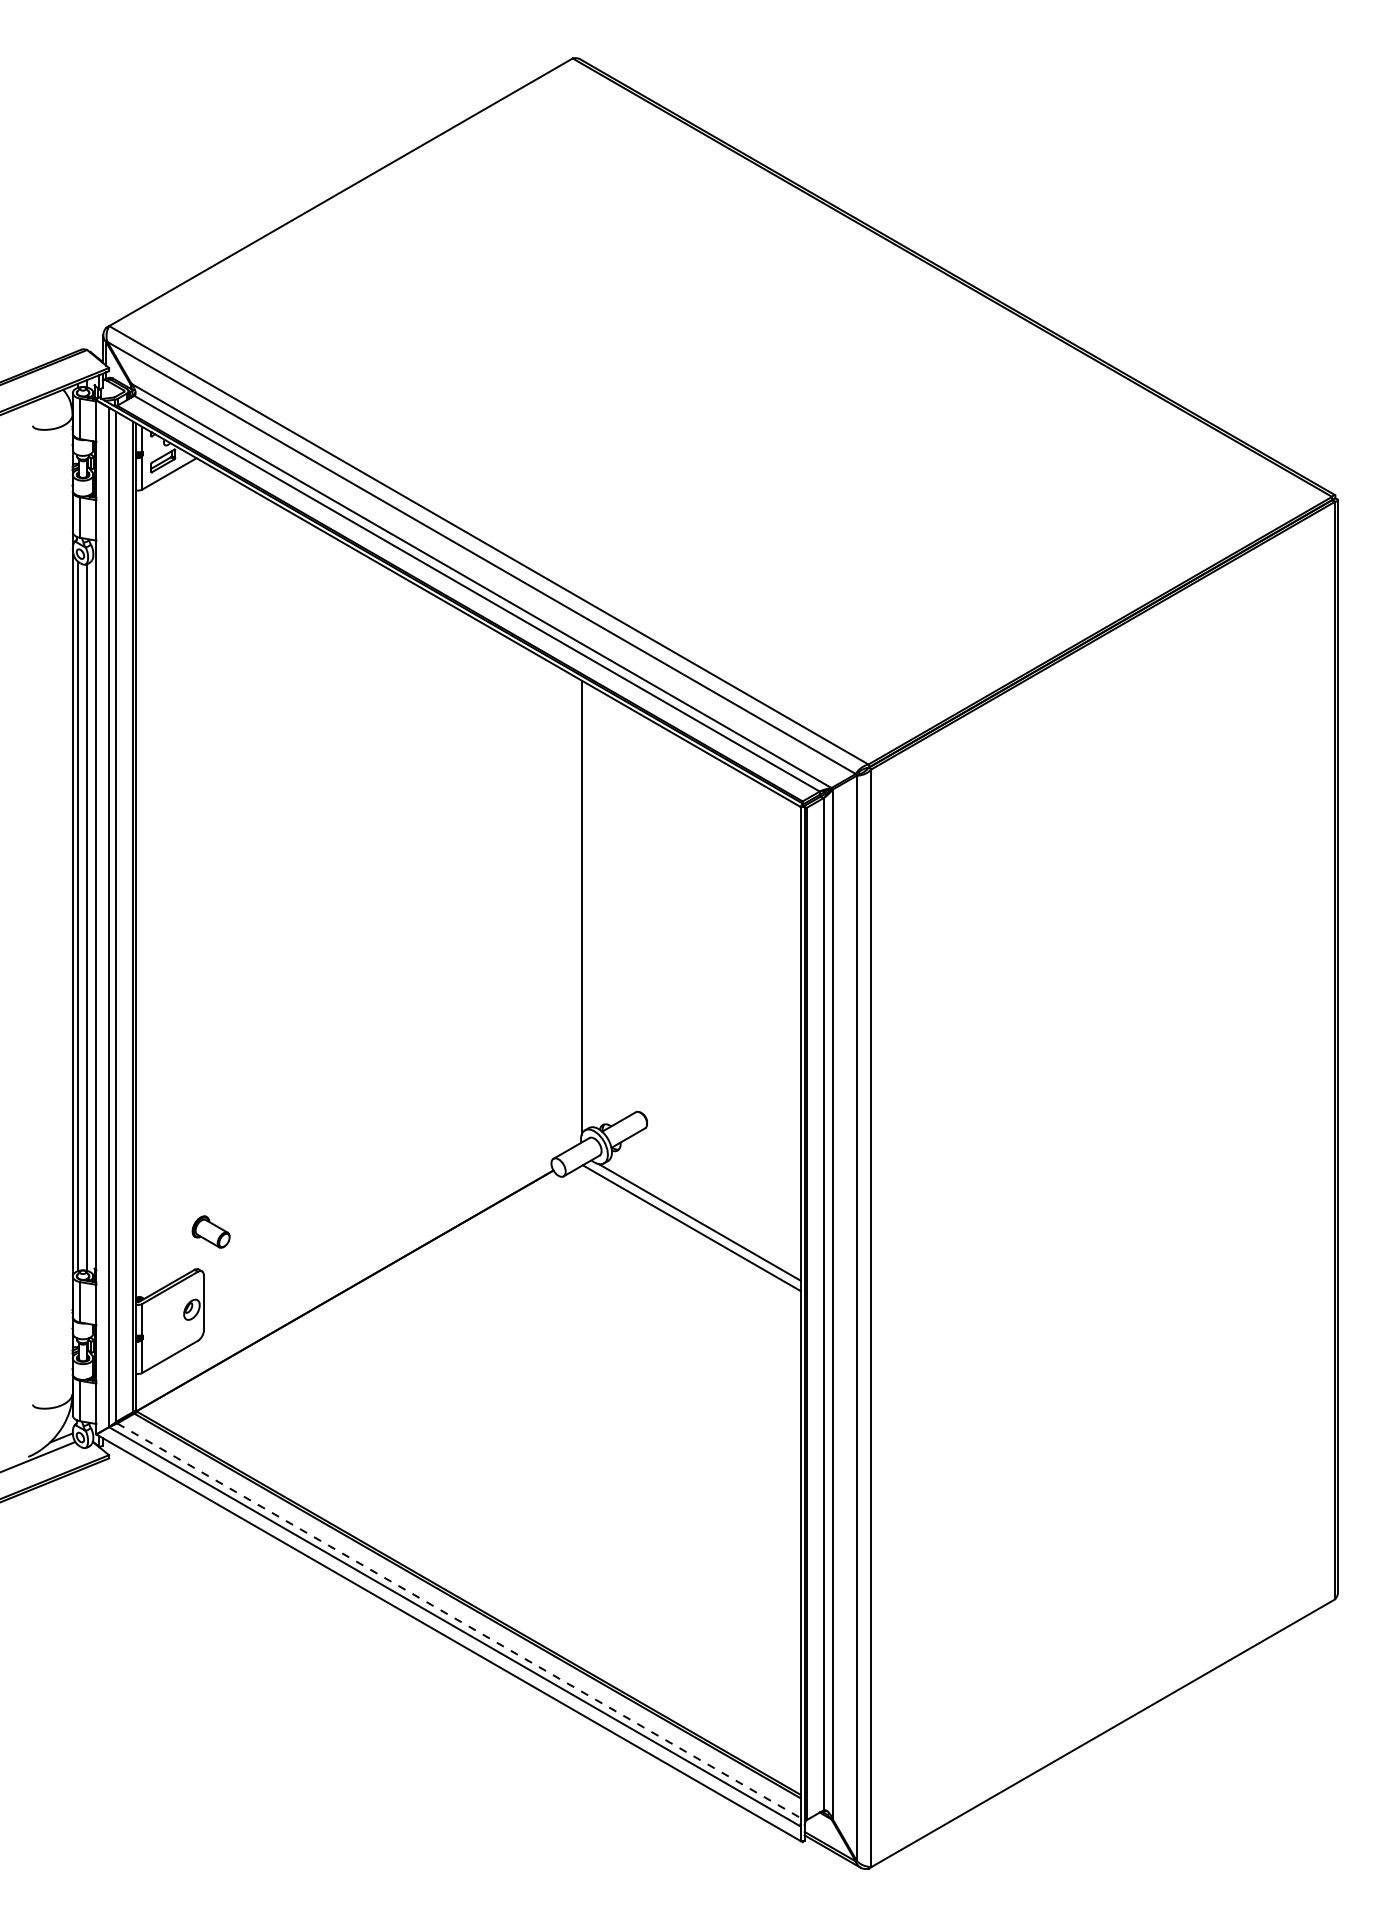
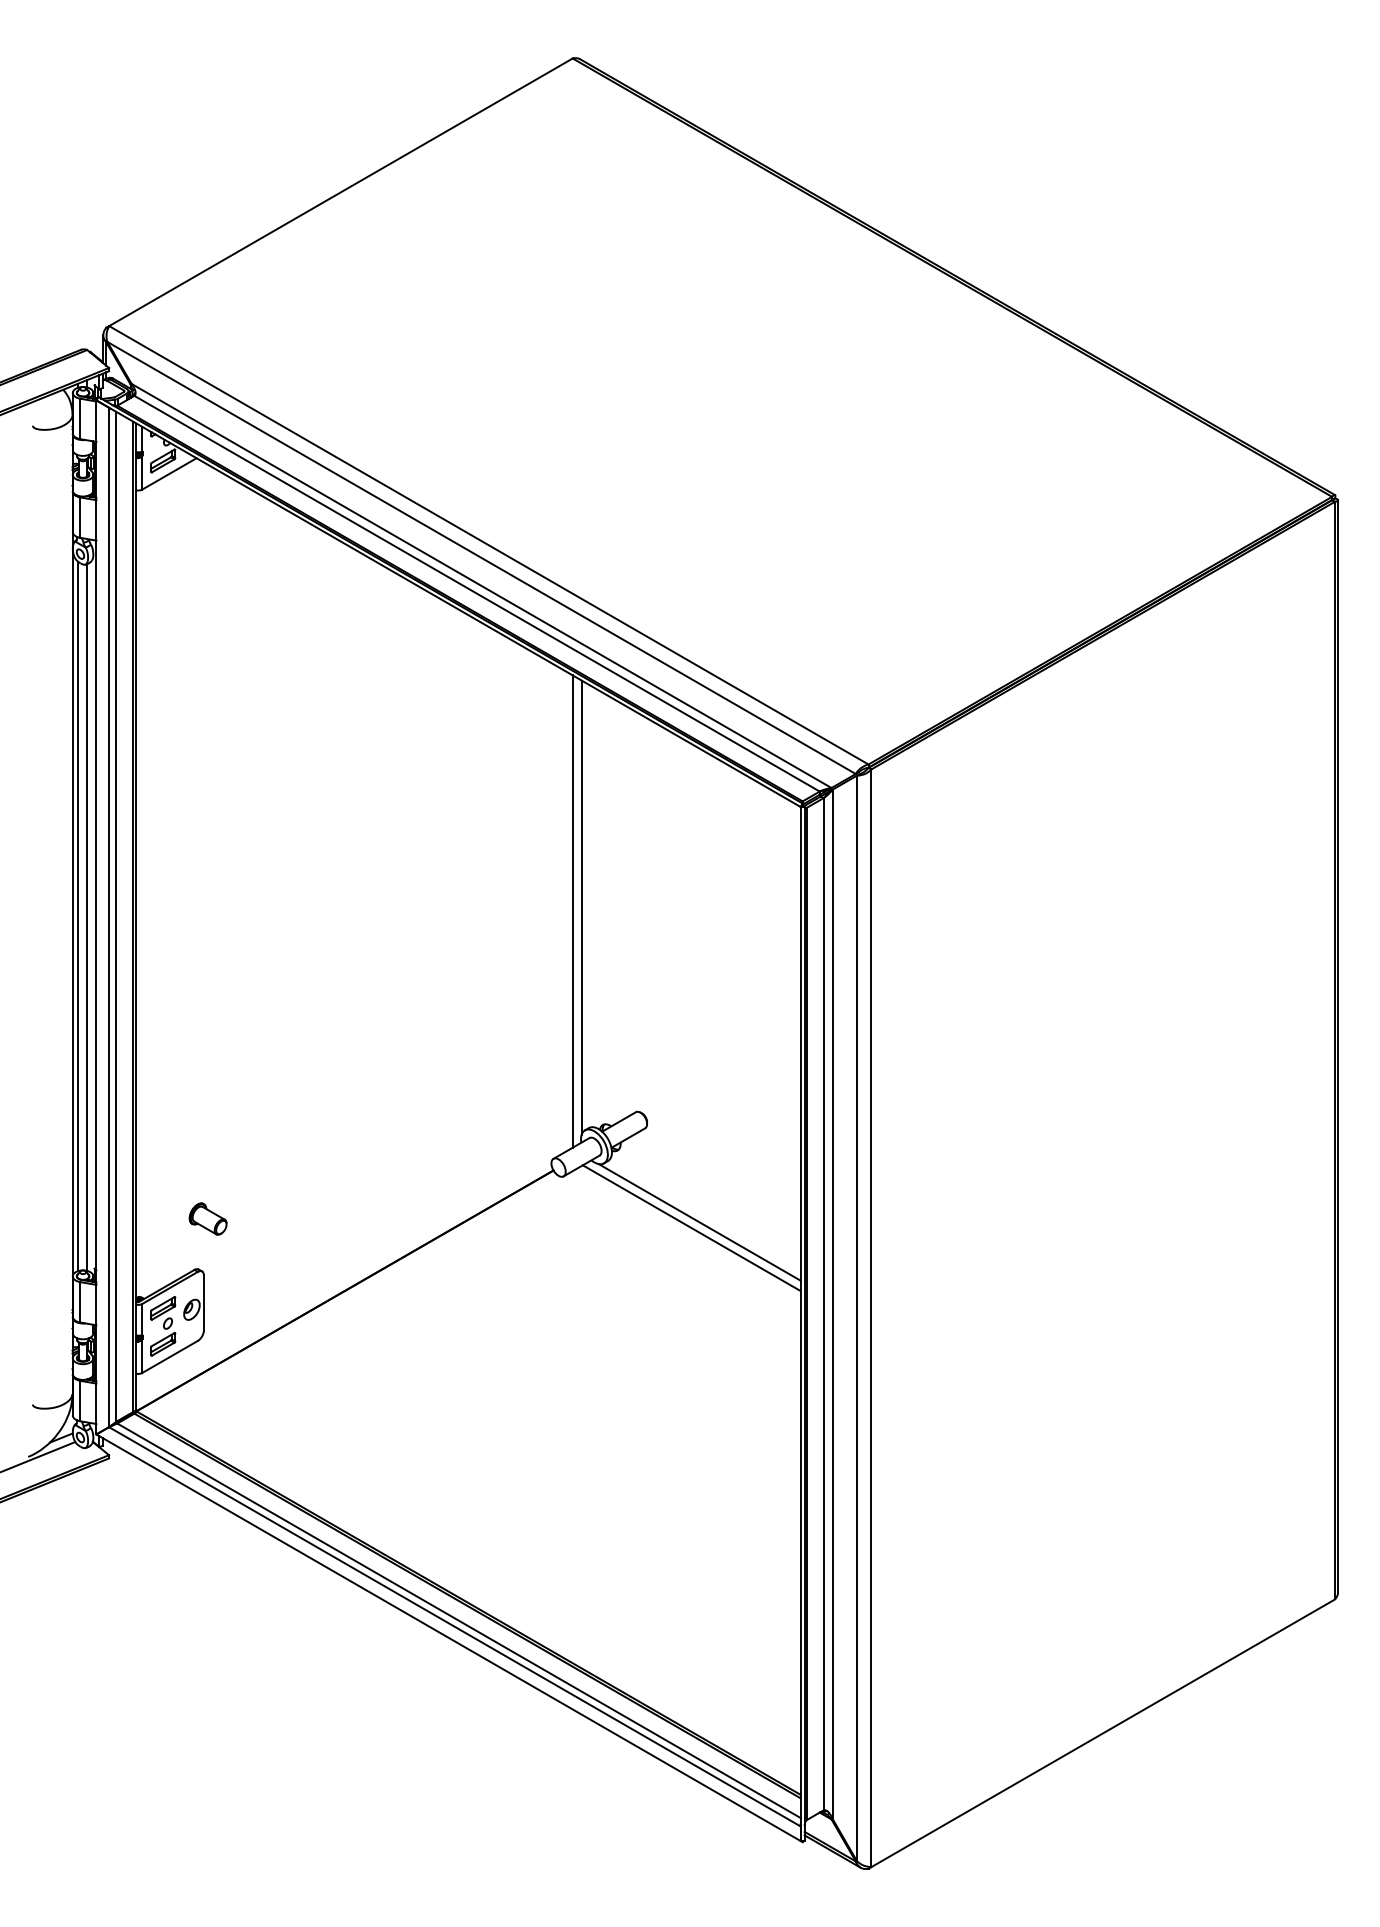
line: none -> present (572, 911)
part position: (210, 1231) -> (207, 1218) (207, 1218)
part: none -> present (163, 1326)
line: dashed -> solid (459, 1620)
